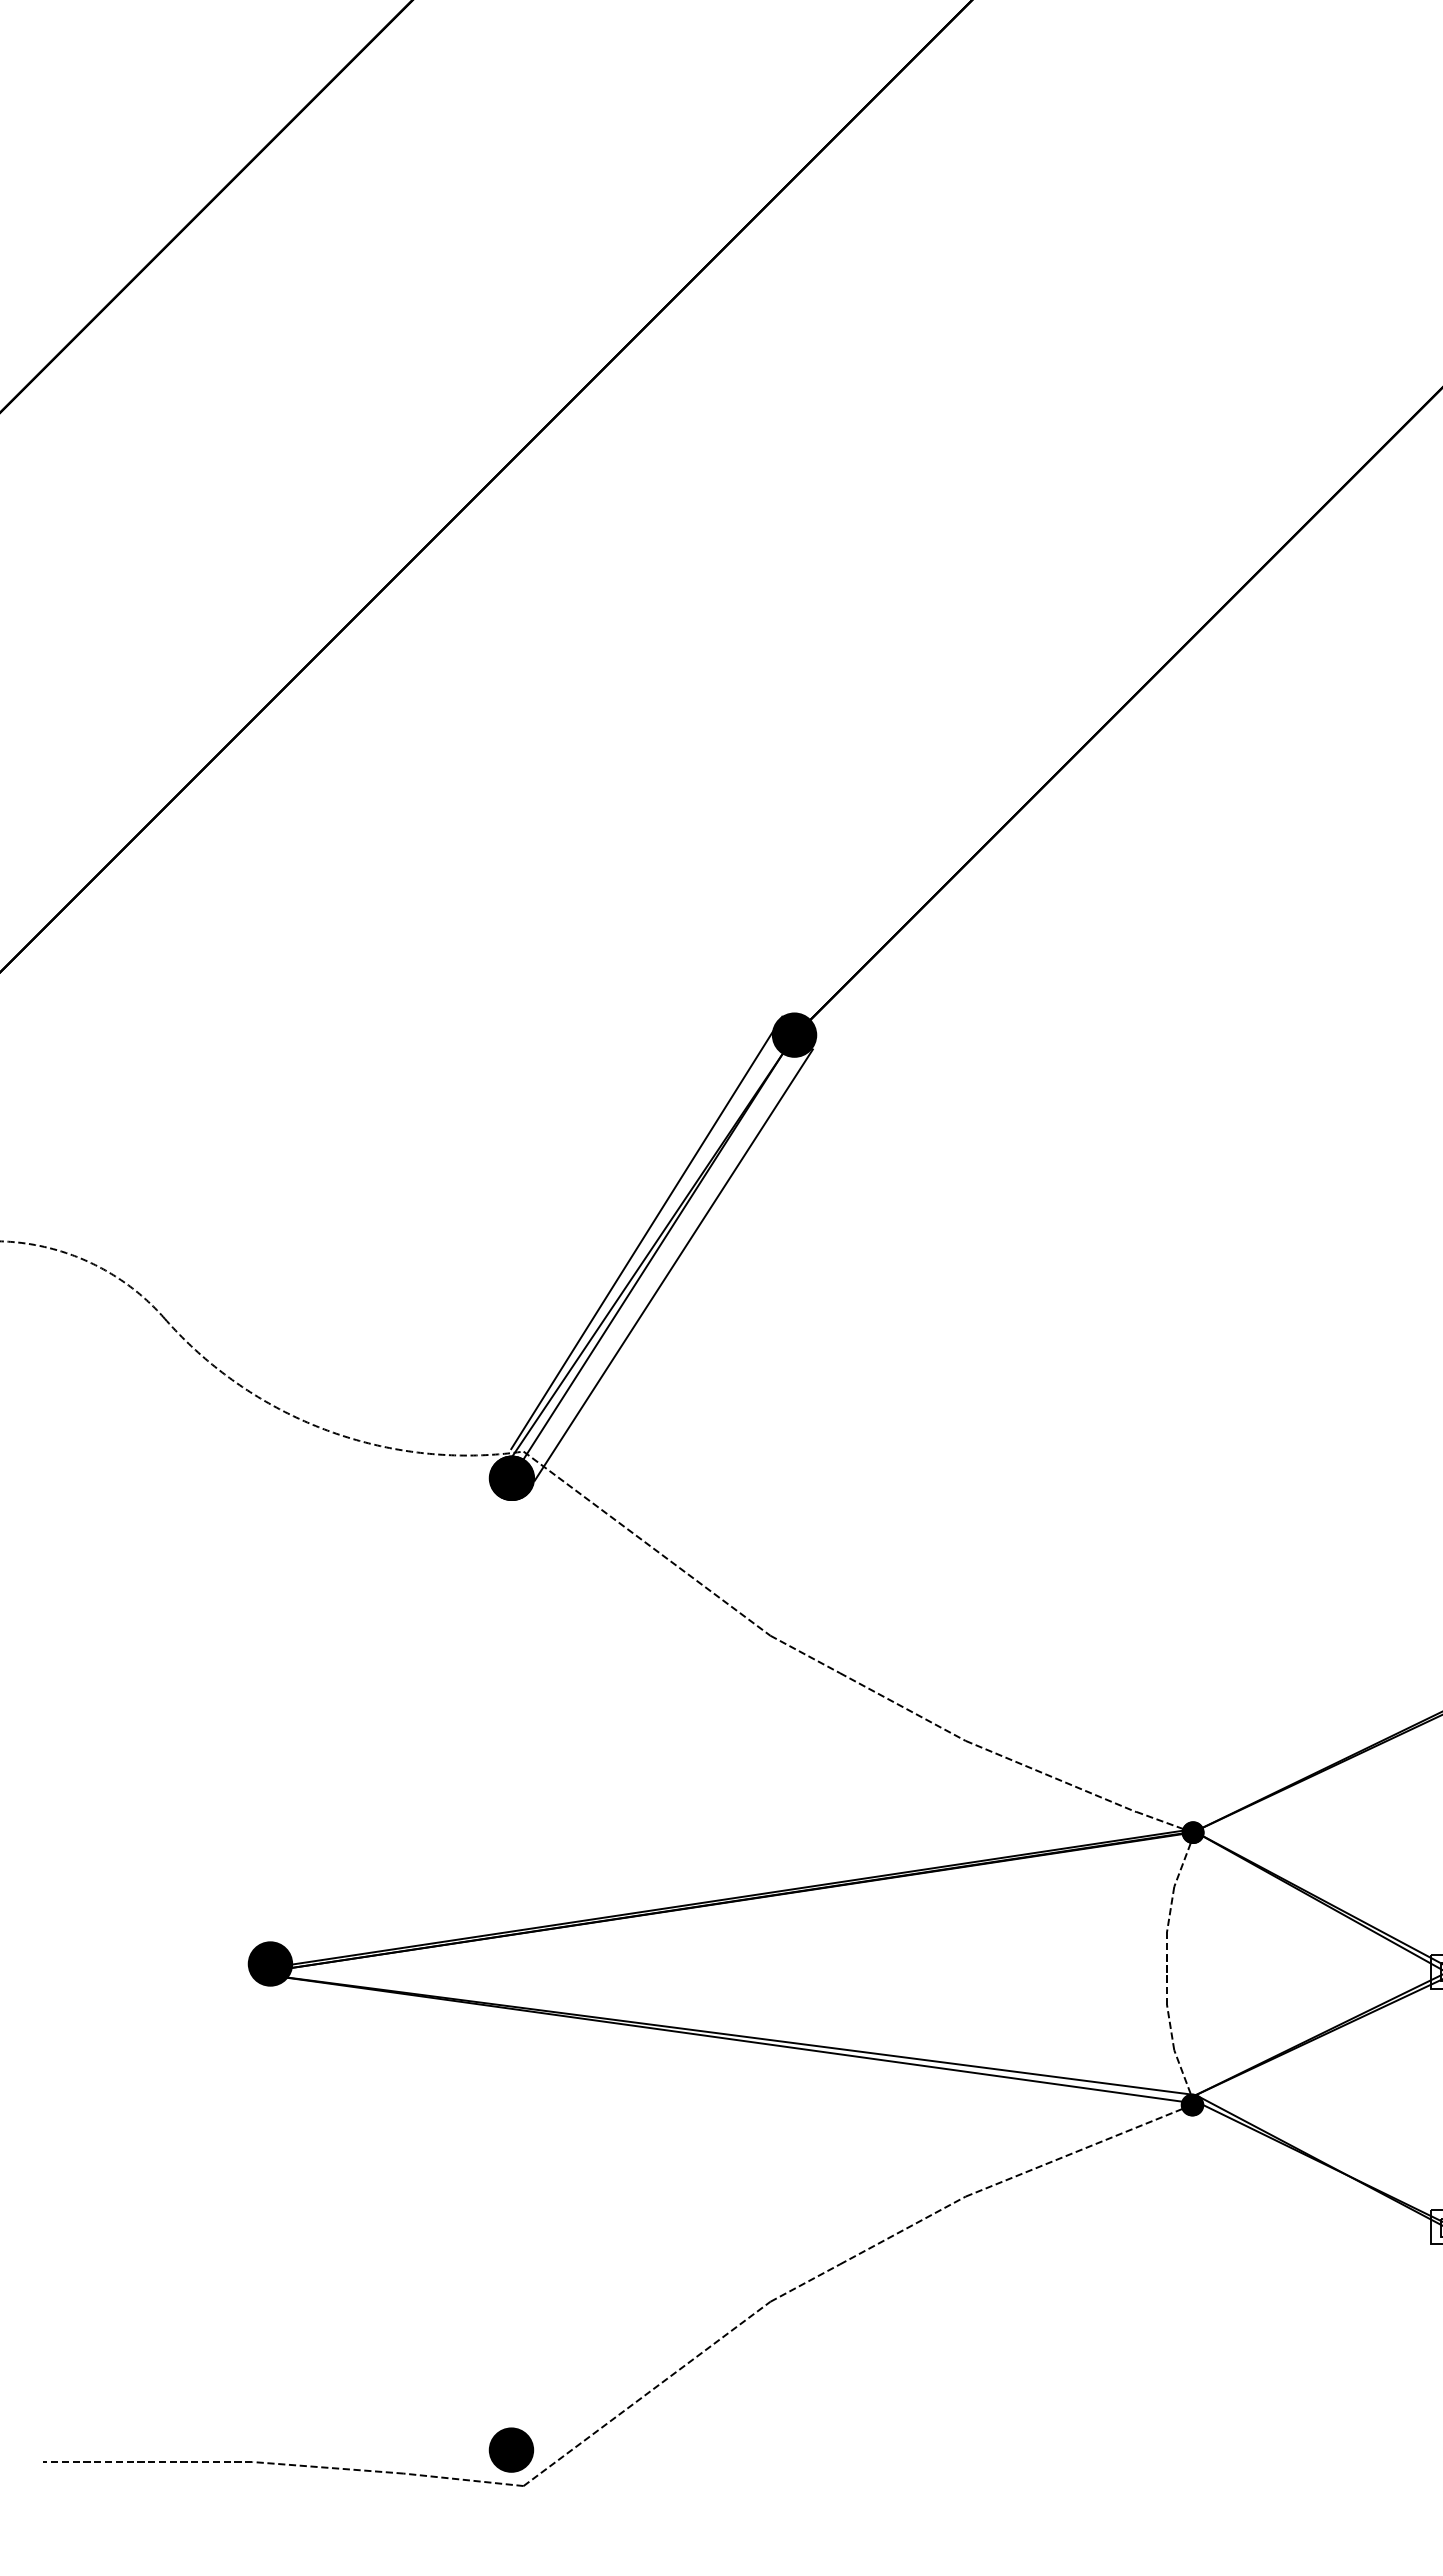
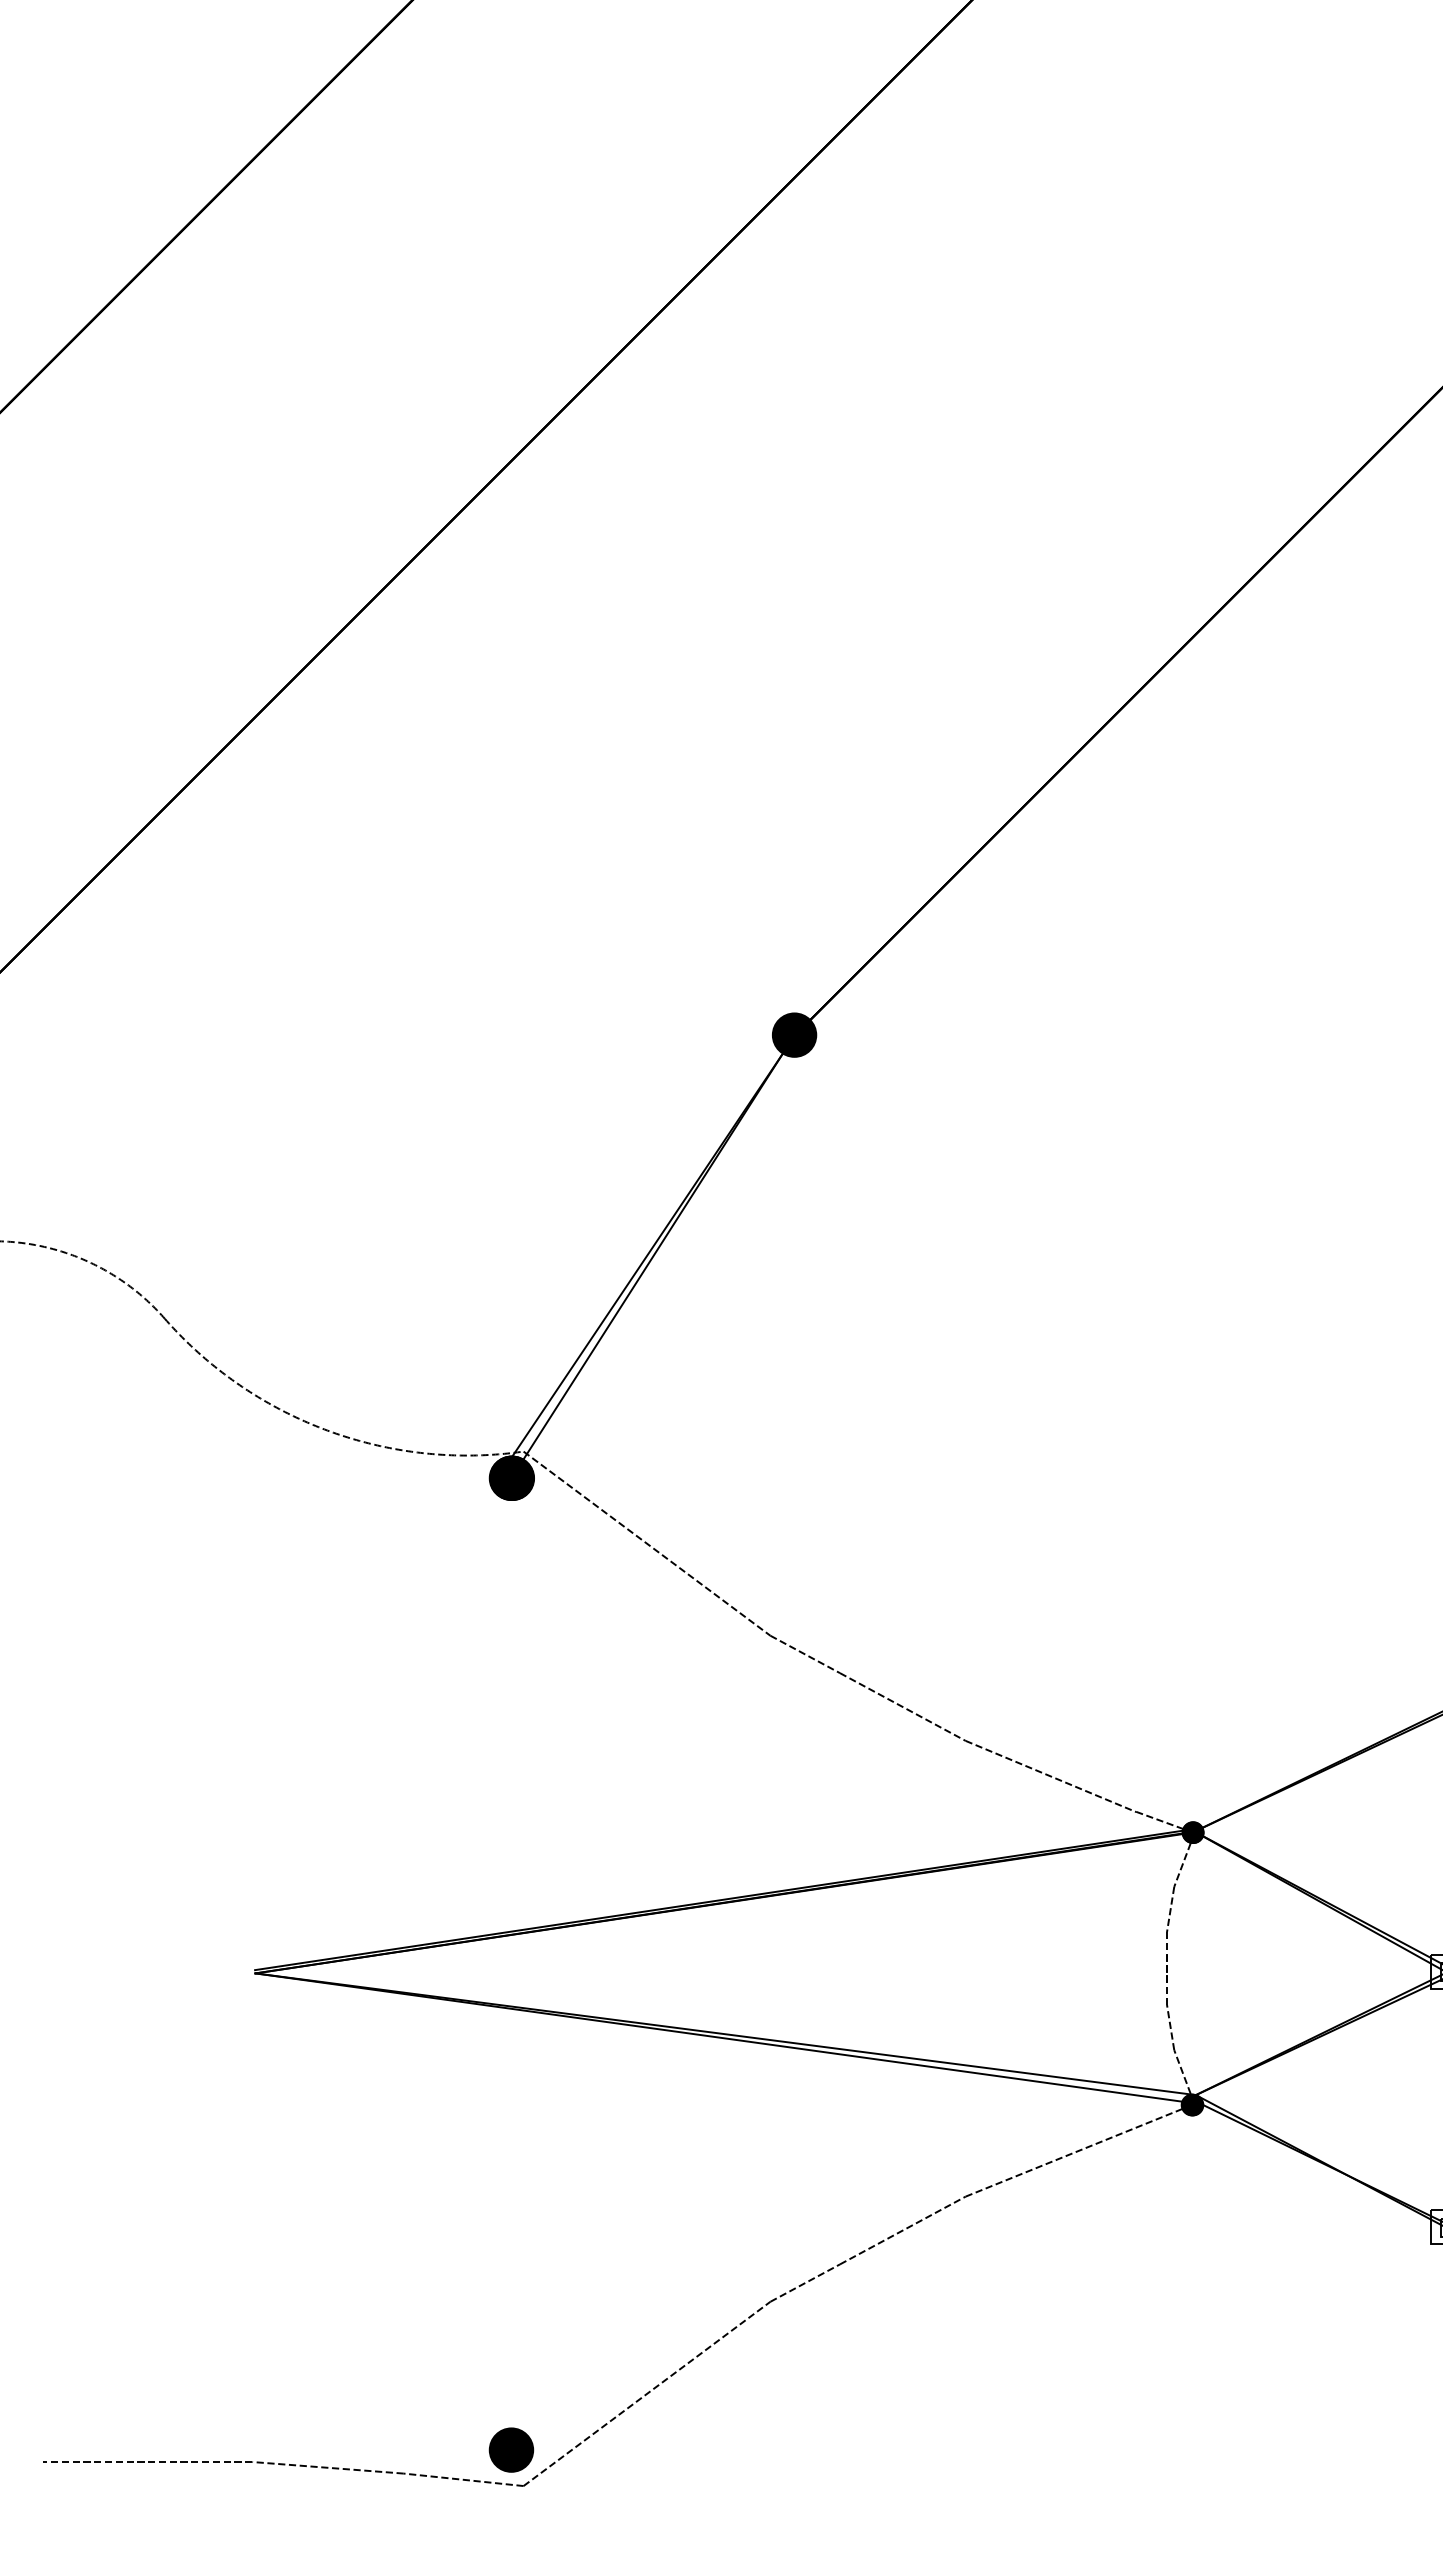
line: present -> none (646, 1232)
line: present -> none (673, 1264)
fill: present -> none (270, 1963)
